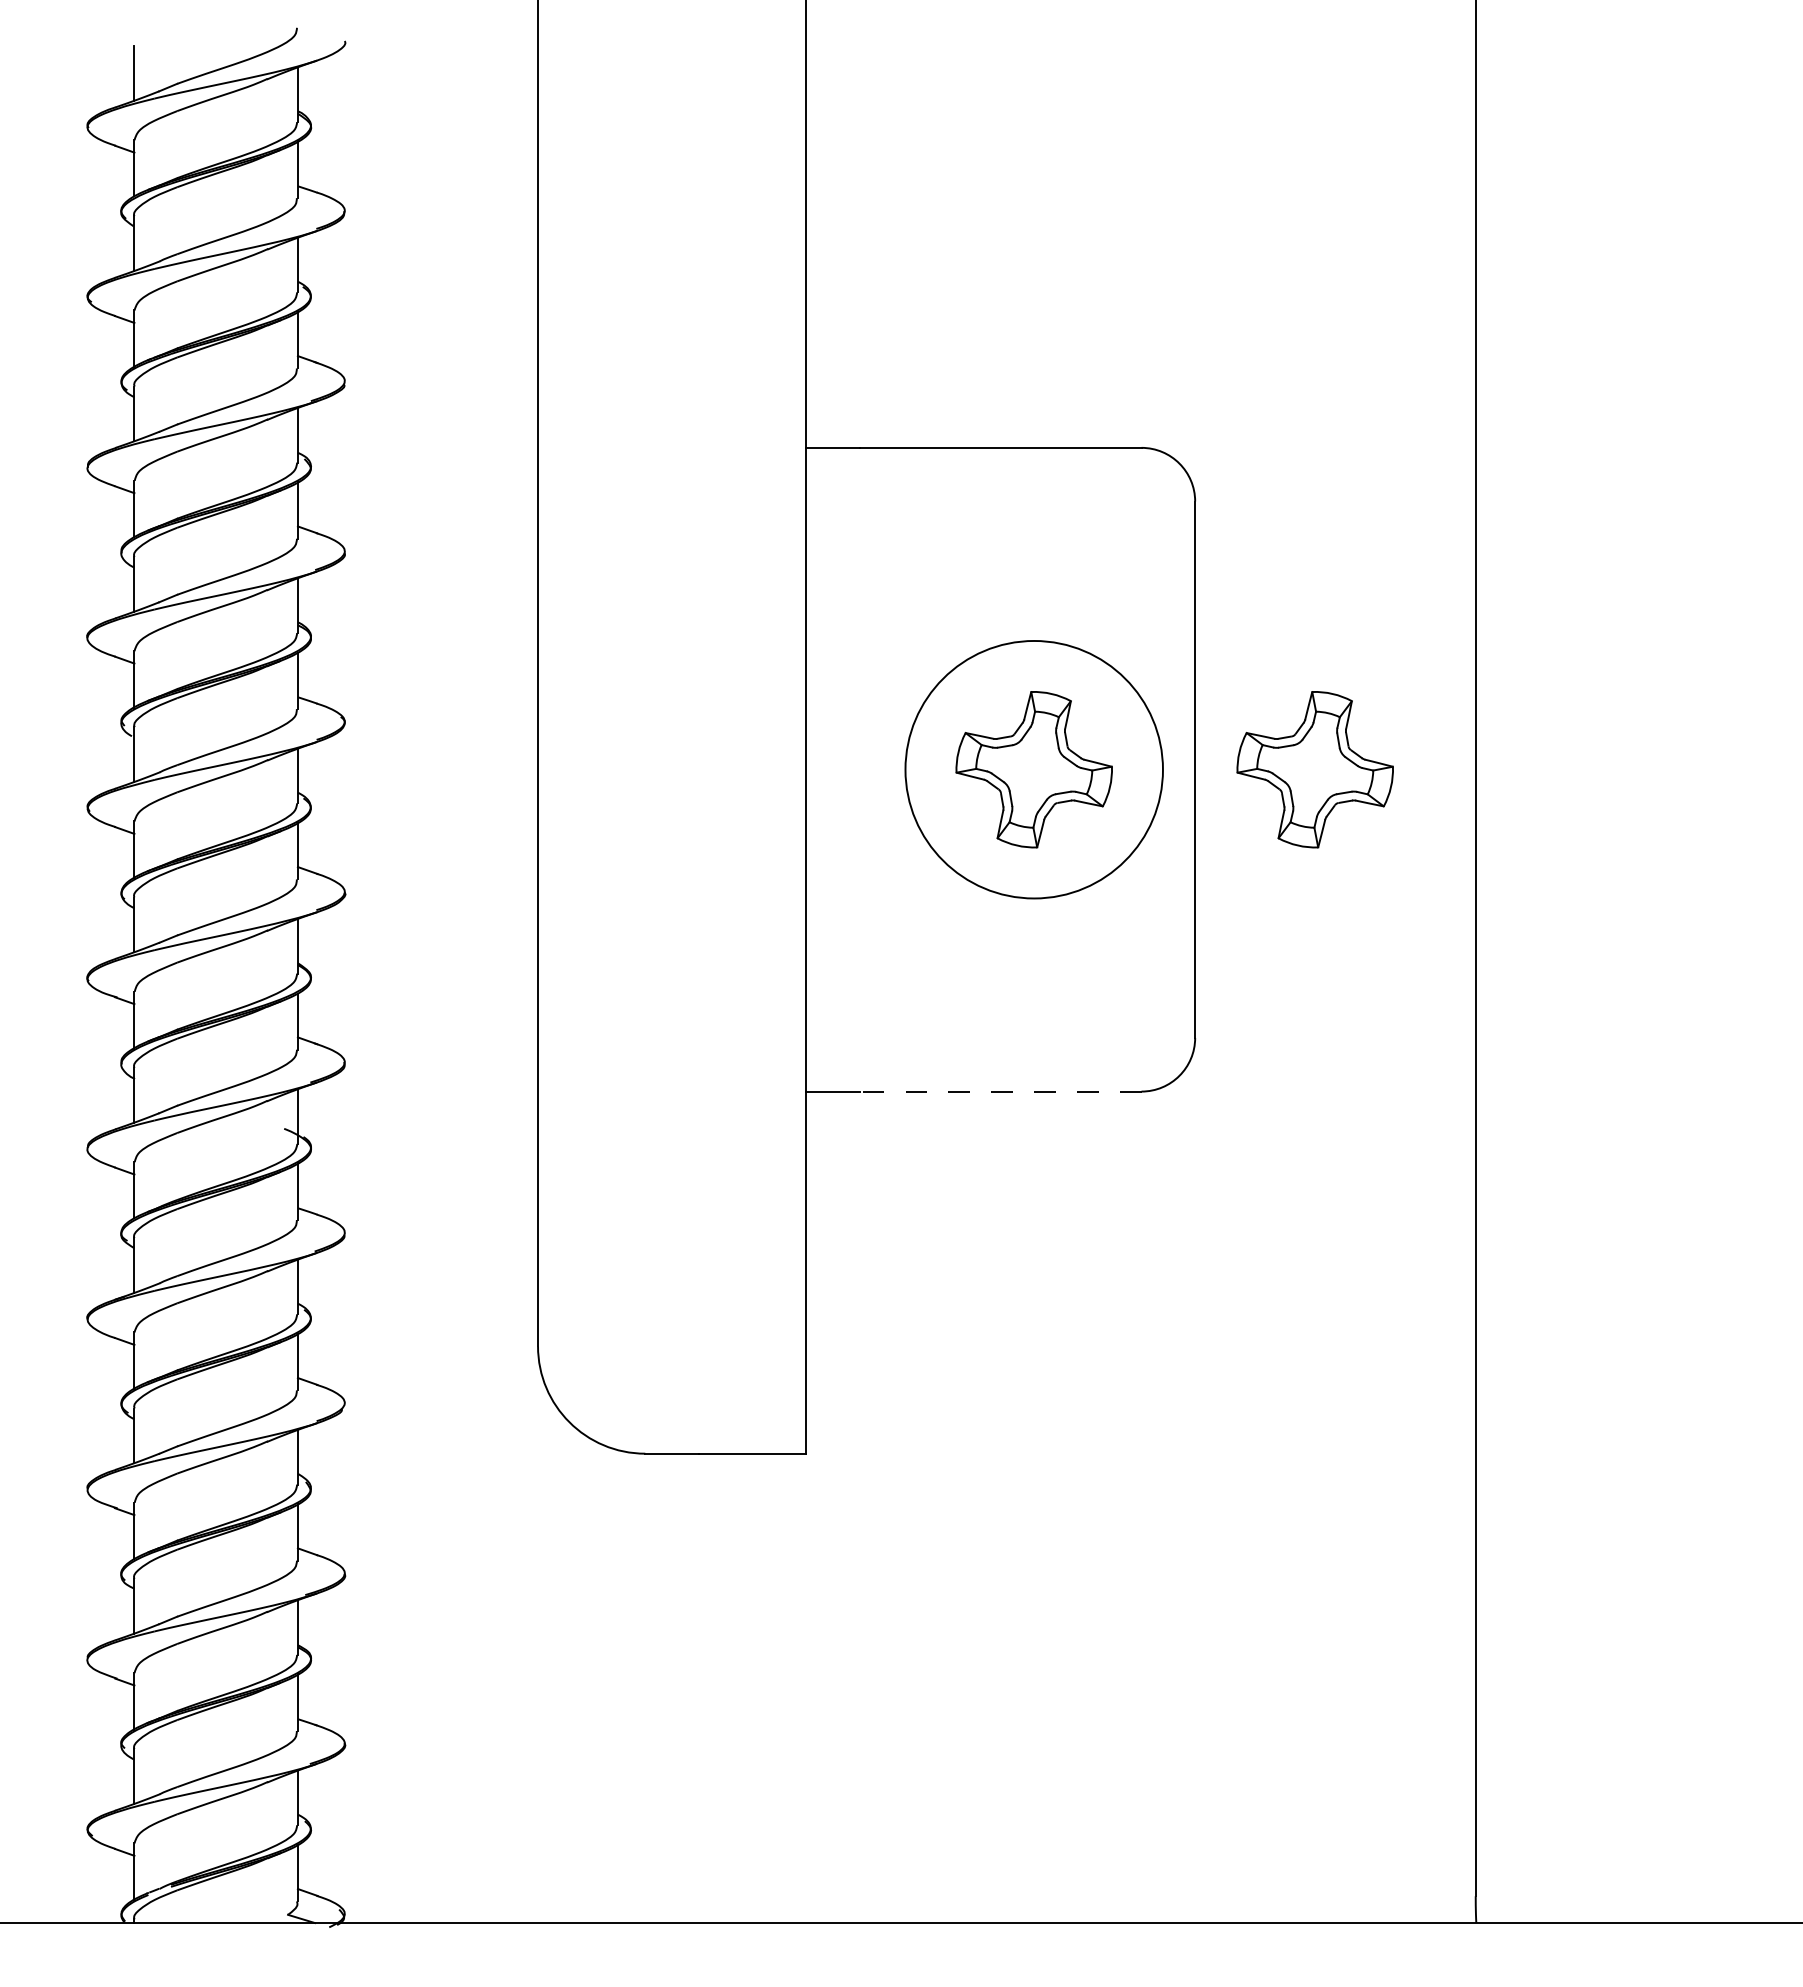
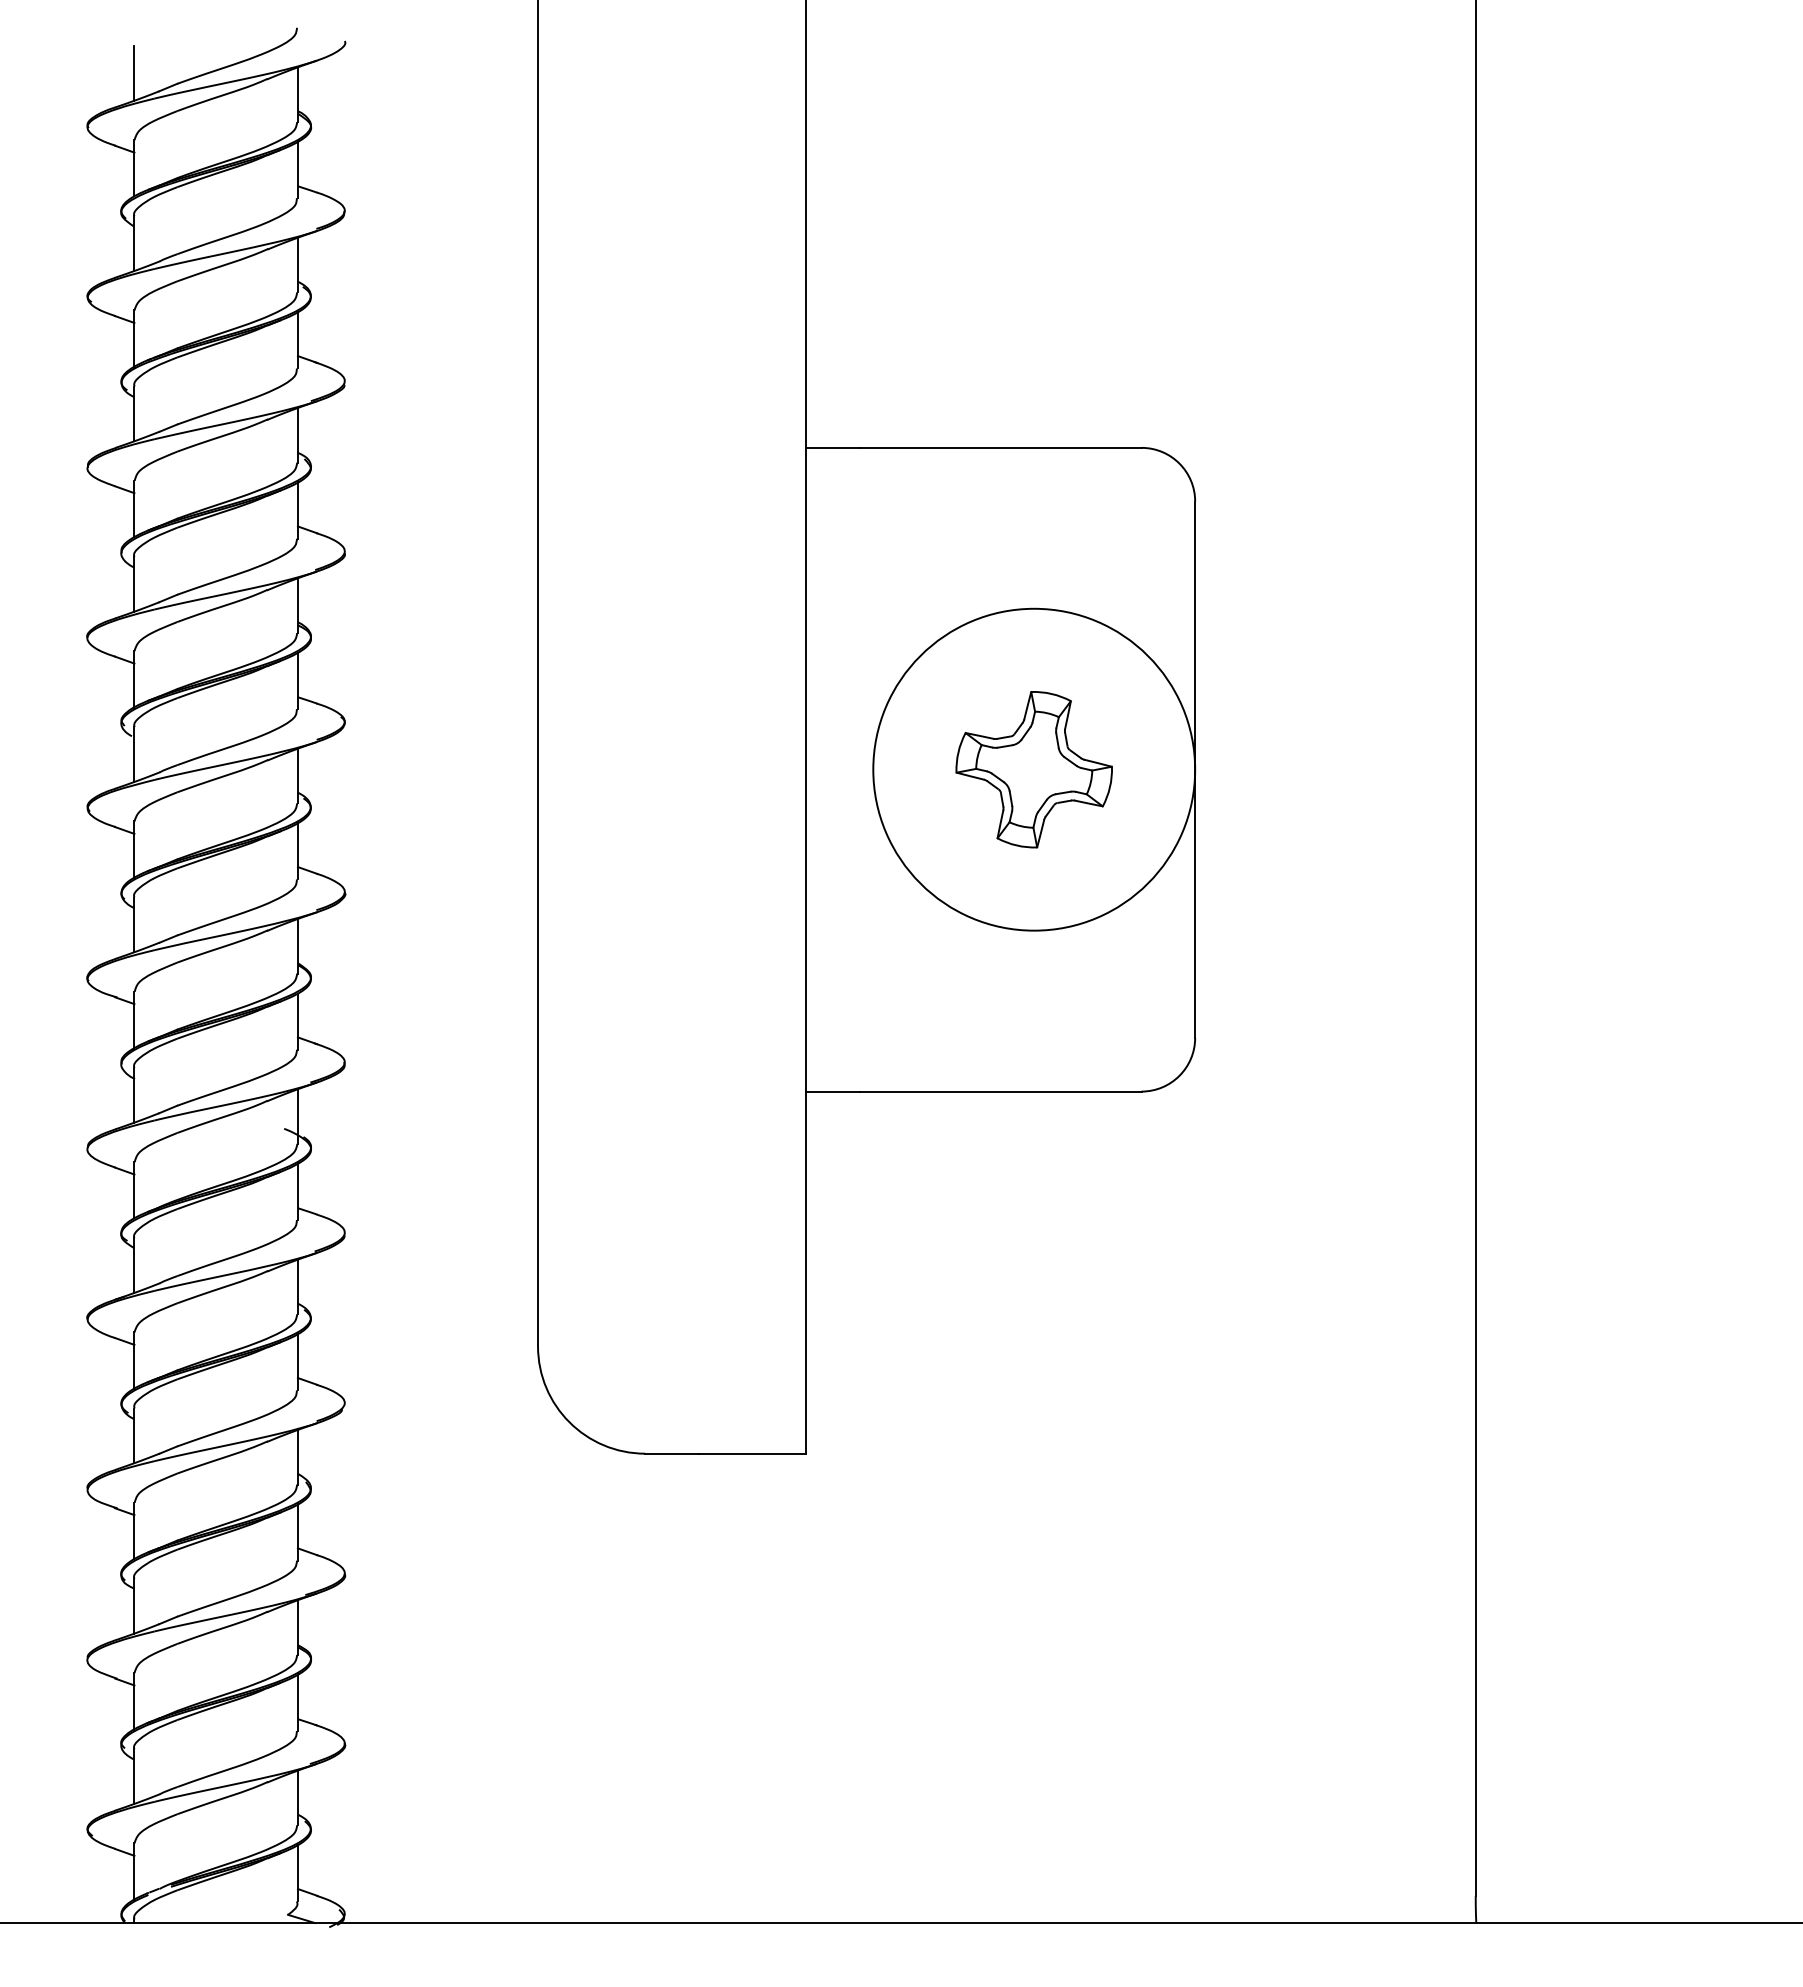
circle diameter: 257 px -> 322 px (1034, 769)
part: present -> none (1314, 769)
line: dashed -> solid (1000, 1091)
